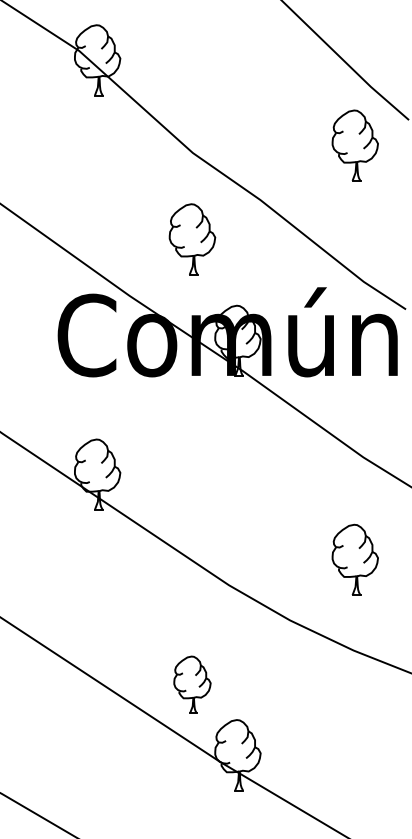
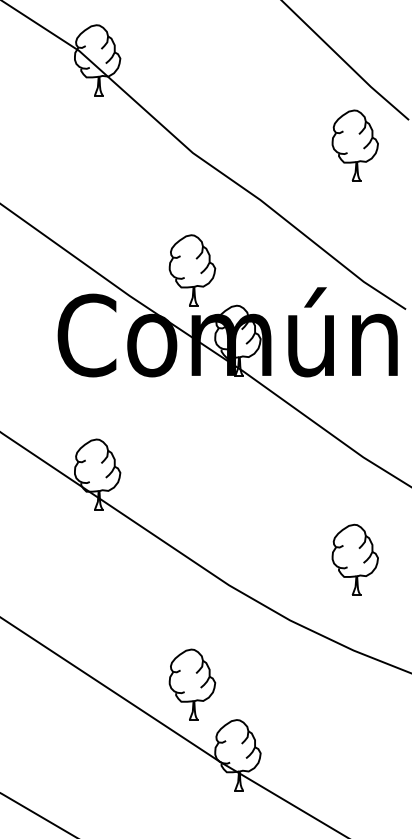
part position: (192, 239) -> (192, 270) (192, 270)
part size: 39x59 px -> 49x73 px (192, 684)
